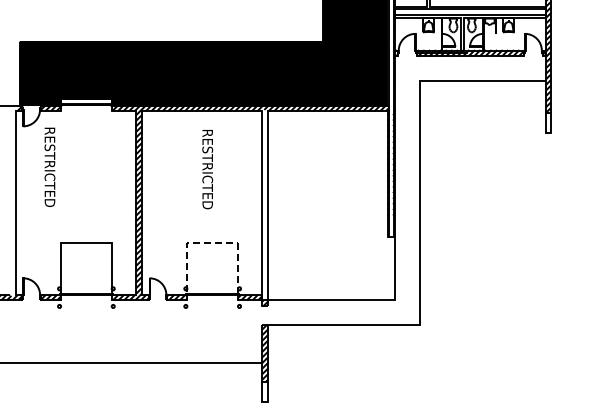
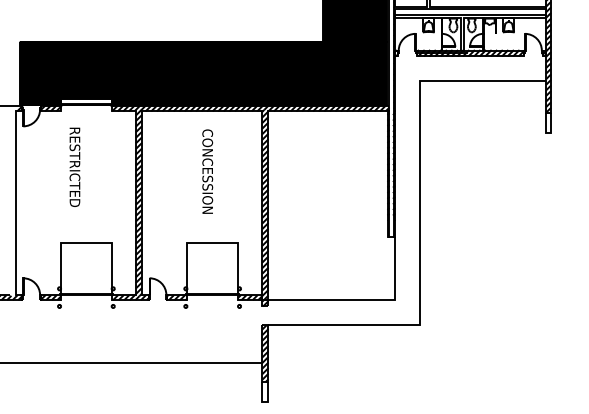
text position: (49, 166) -> (74, 166) (74, 166)
text: RESTRICTED -> CONCESSION (207, 171)
hatch: none -> present (265, 204)
line: dashed -> solid (212, 243)
